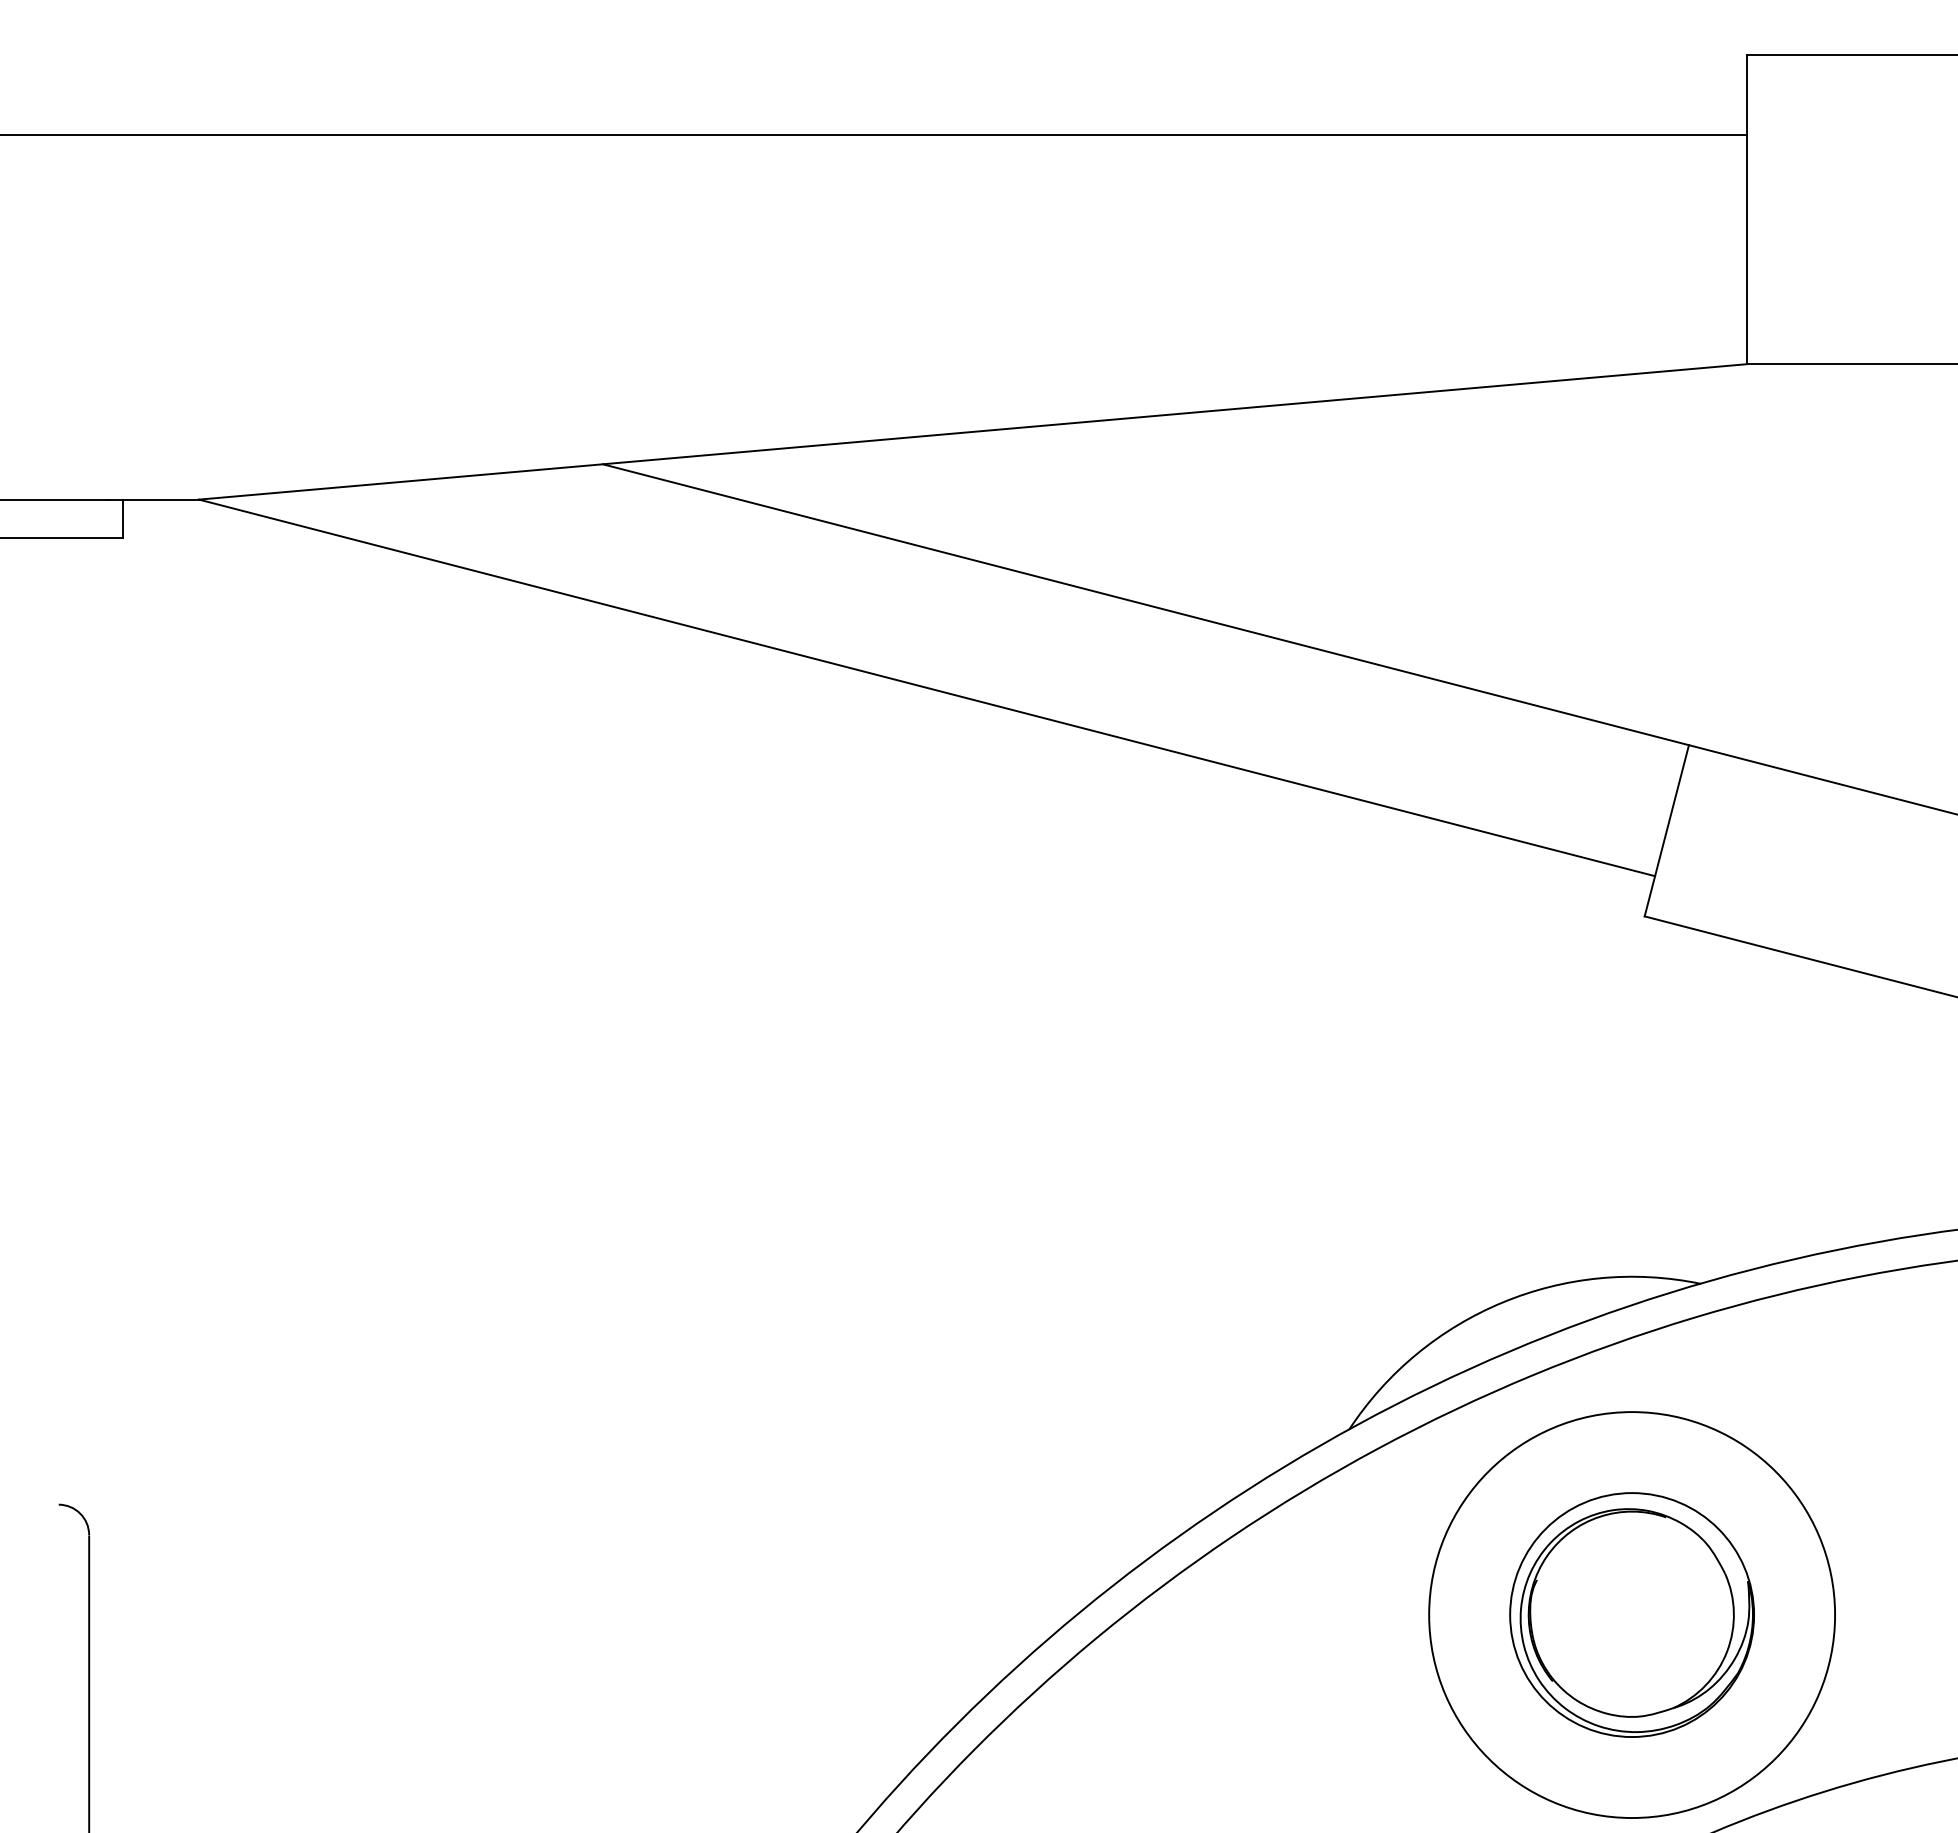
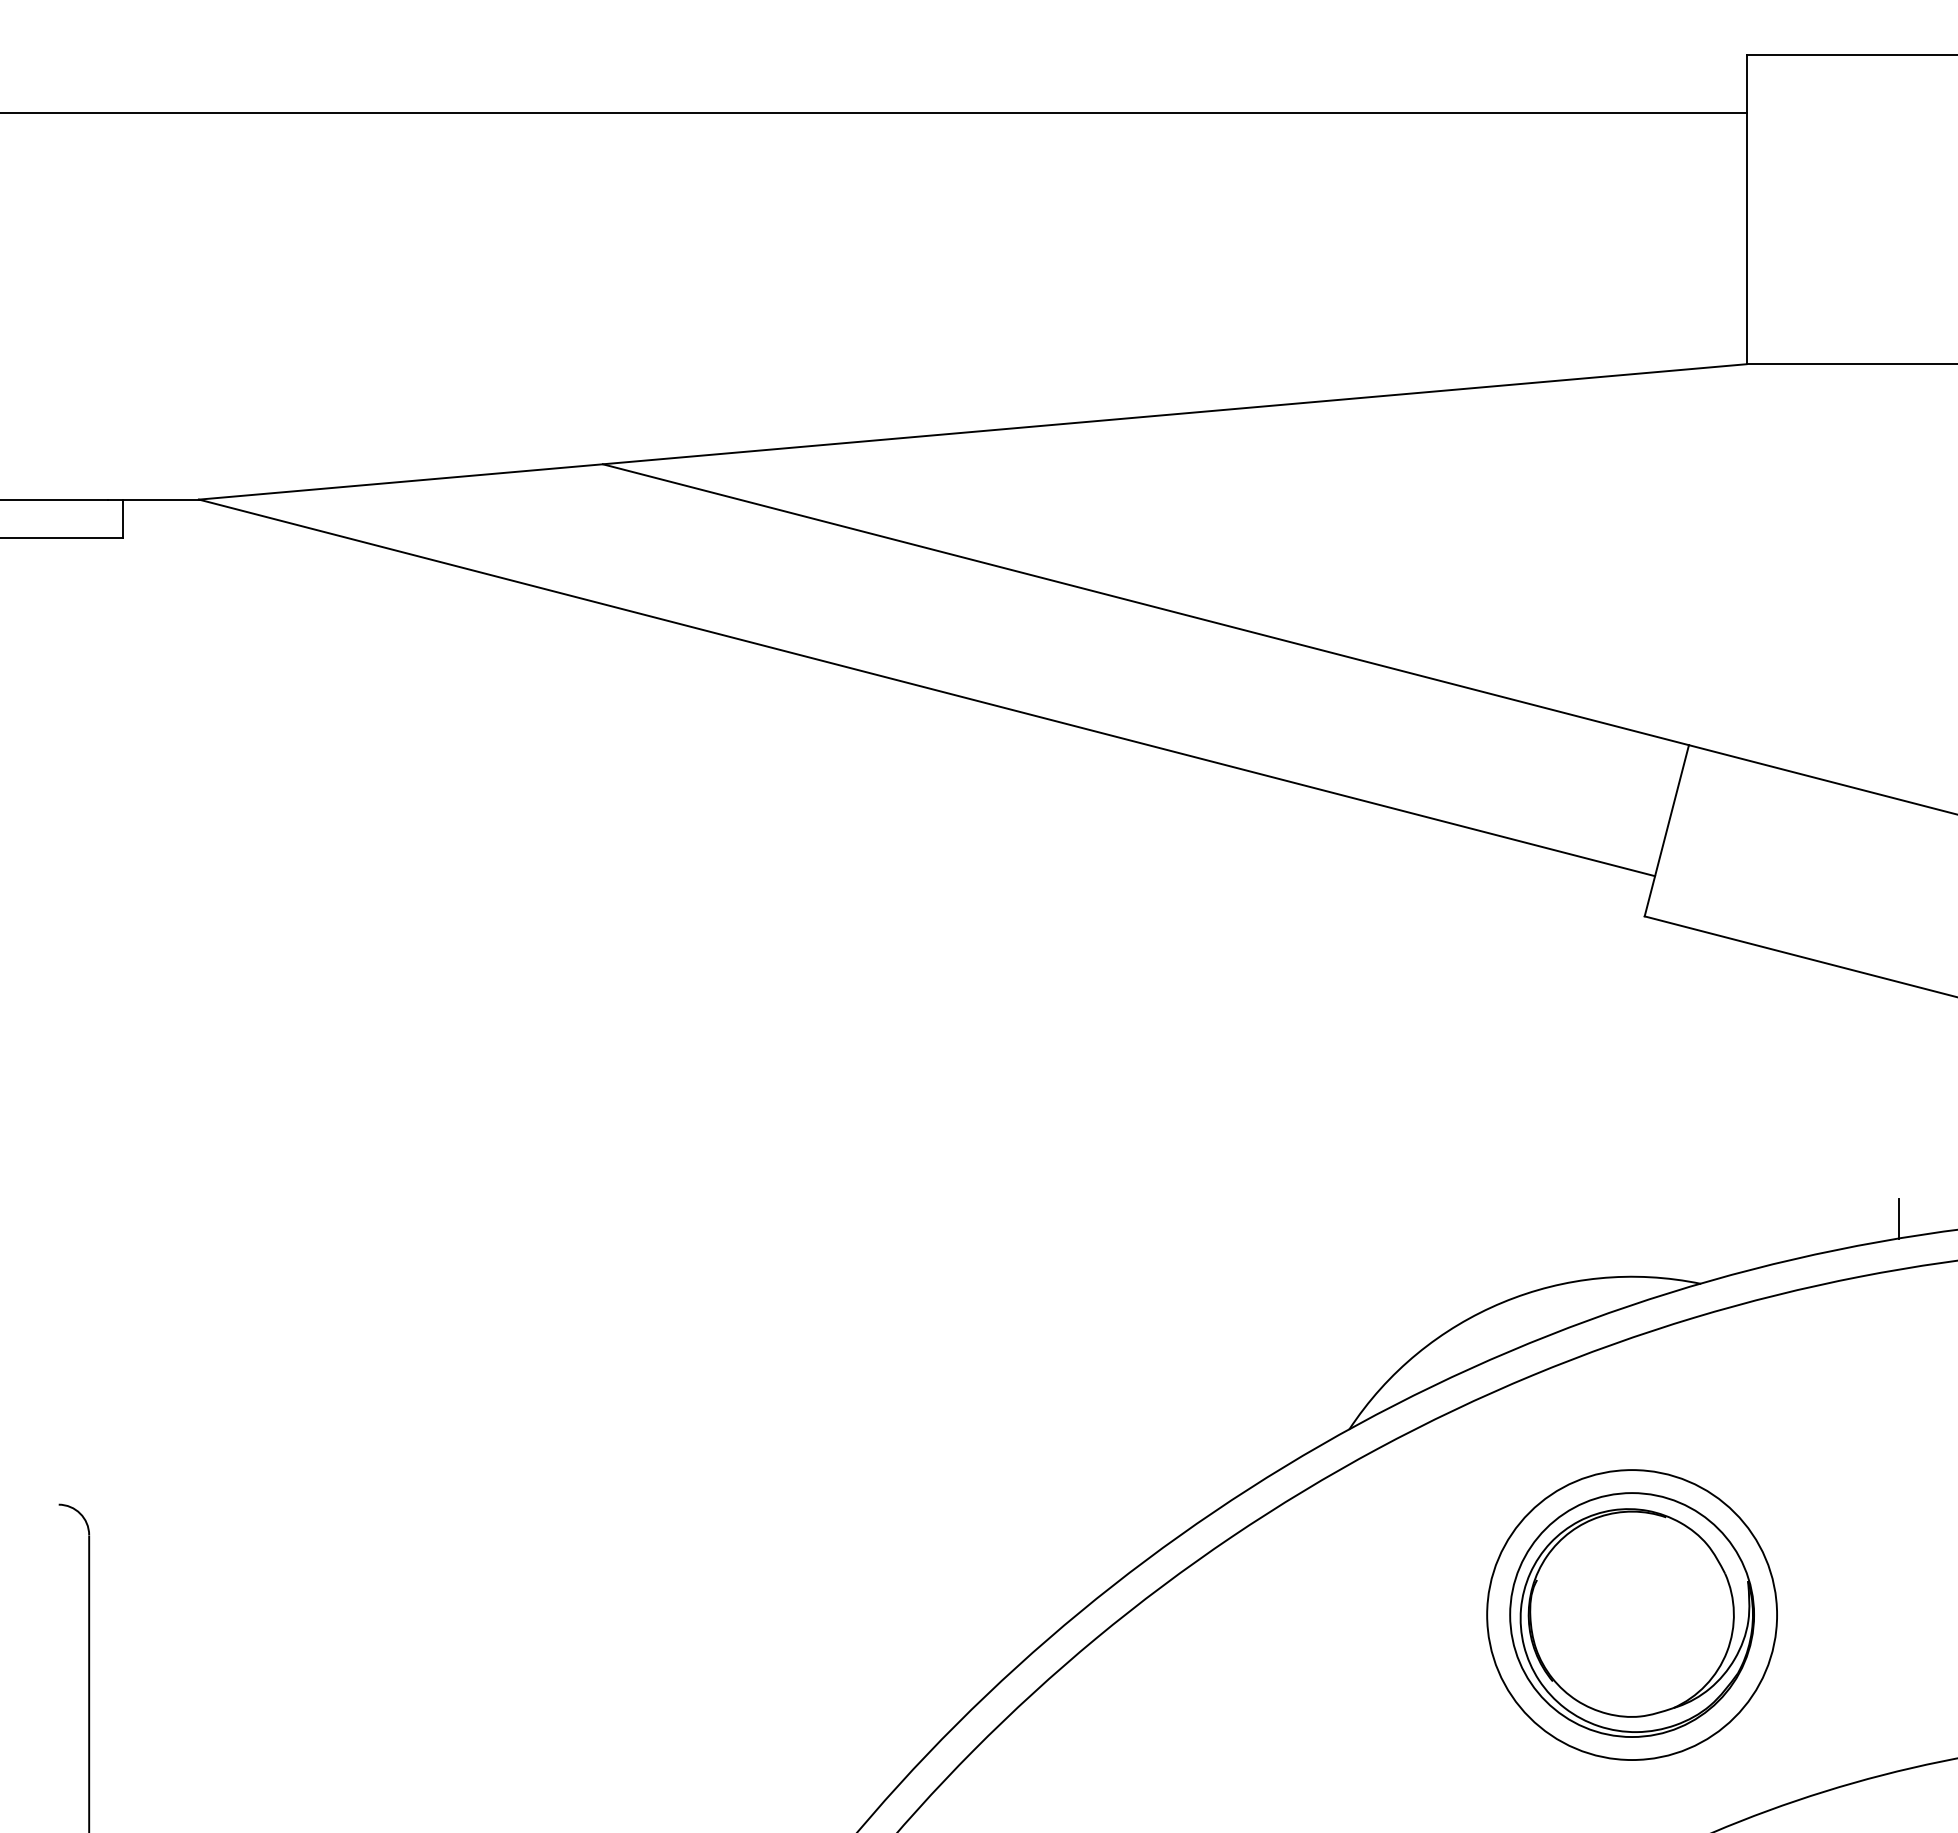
line position: (874, 134) -> (874, 112) (874, 112)
line: none -> present (1899, 1218)
circle diameter: 406 px -> 290 px (1632, 1615)
